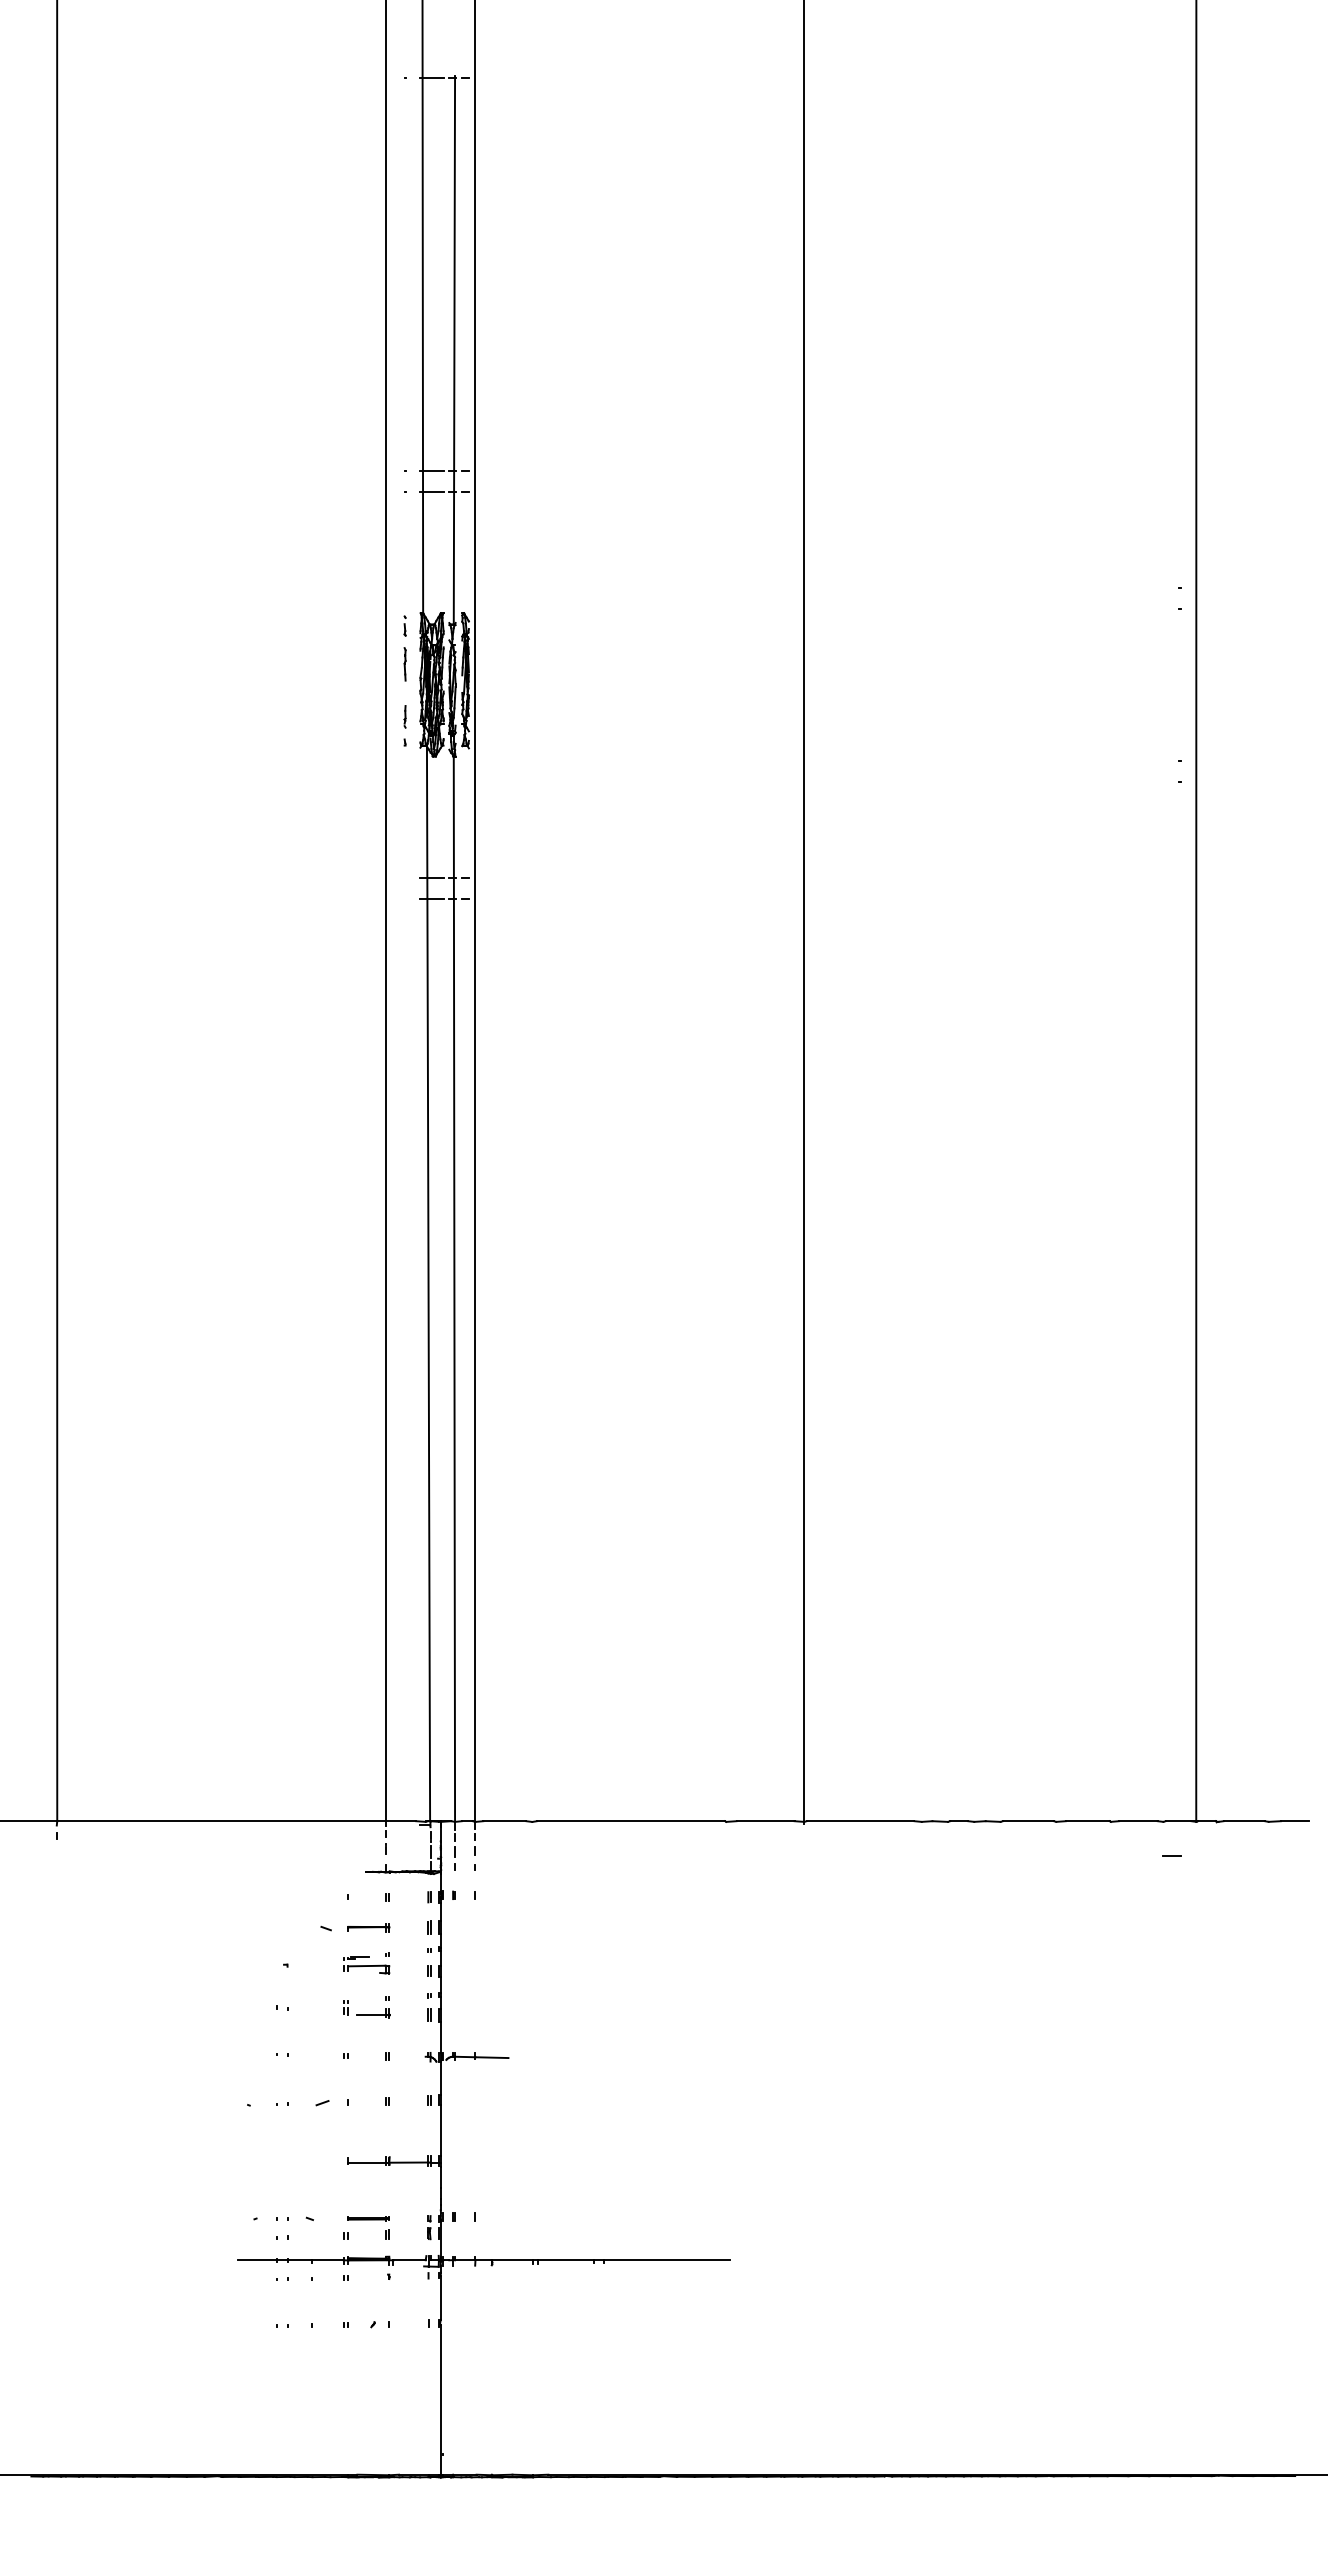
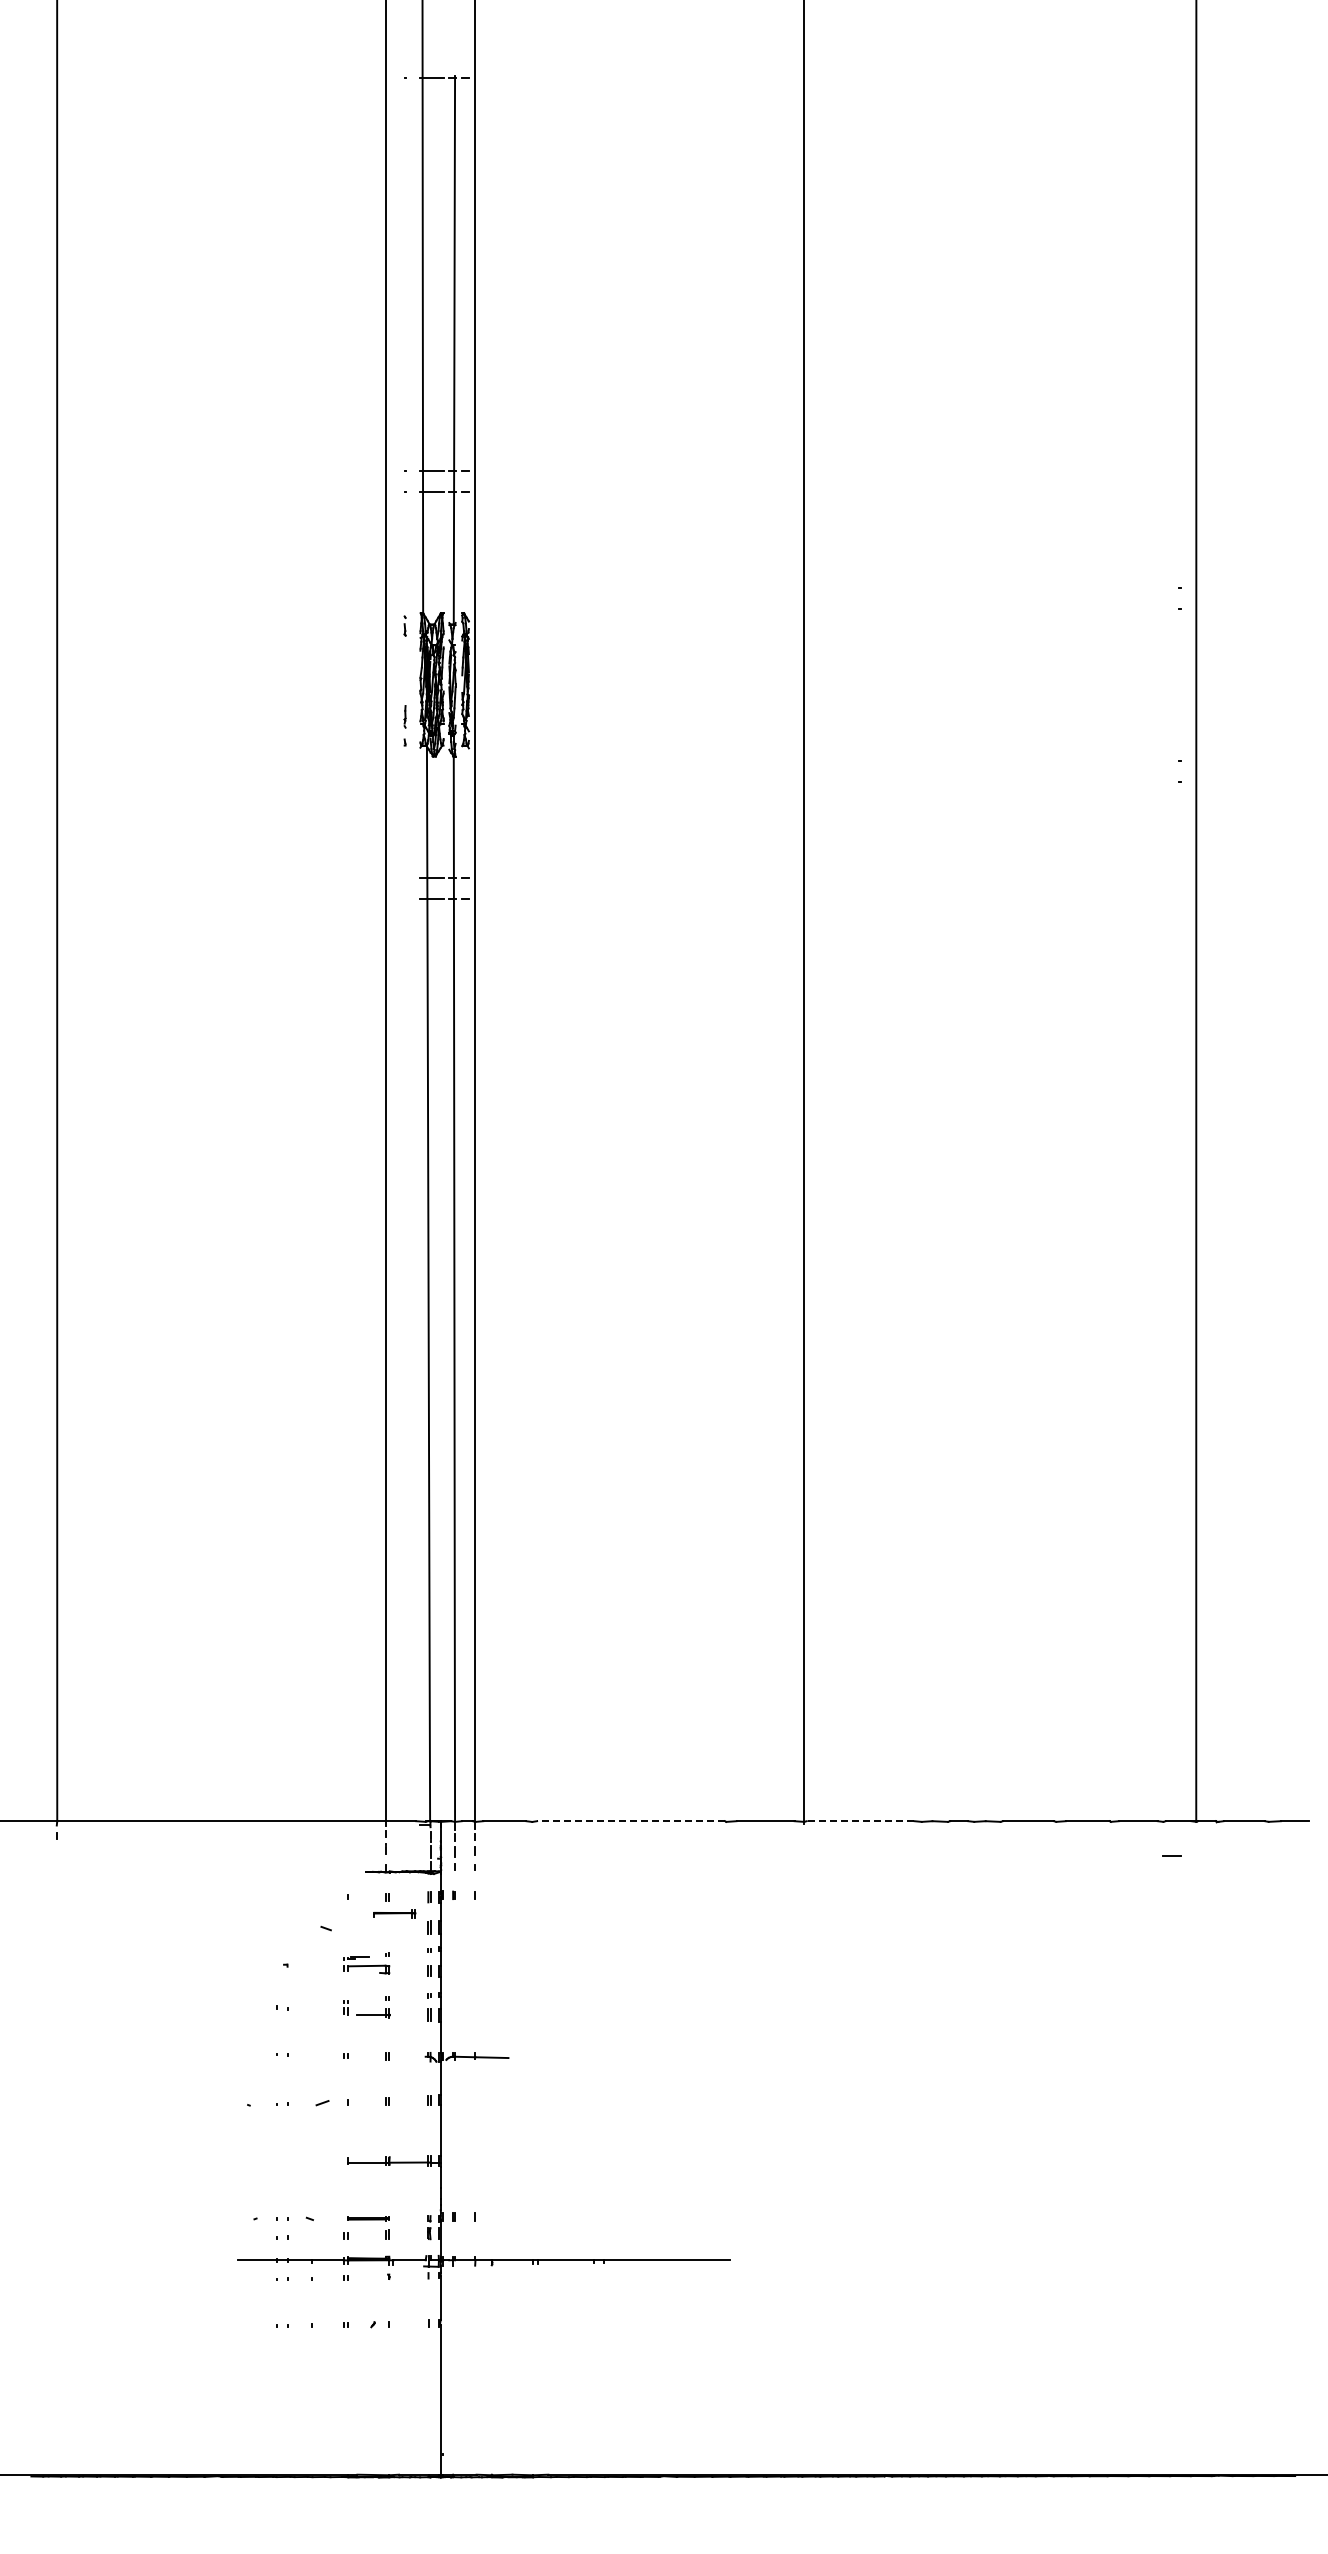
line: present -> none (404, 664)
line: solid -> dashed (630, 1821)
line: solid -> dashed (860, 1821)
part position: (368, 1927) -> (394, 1913) (394, 1913)
